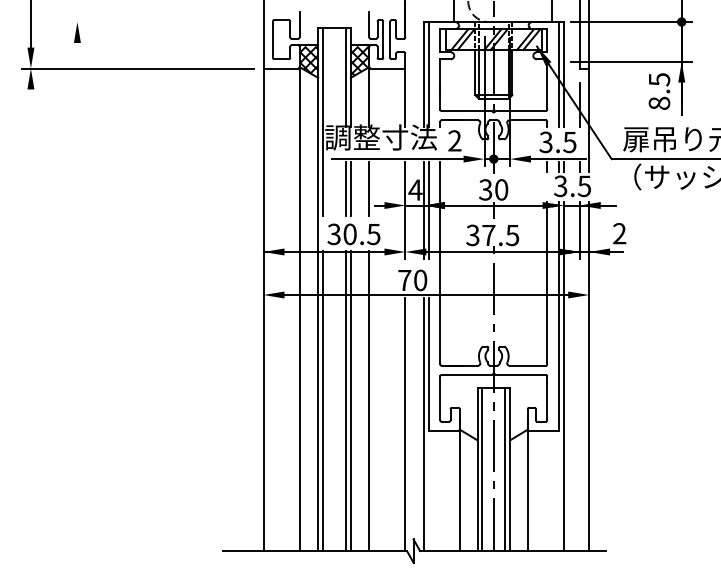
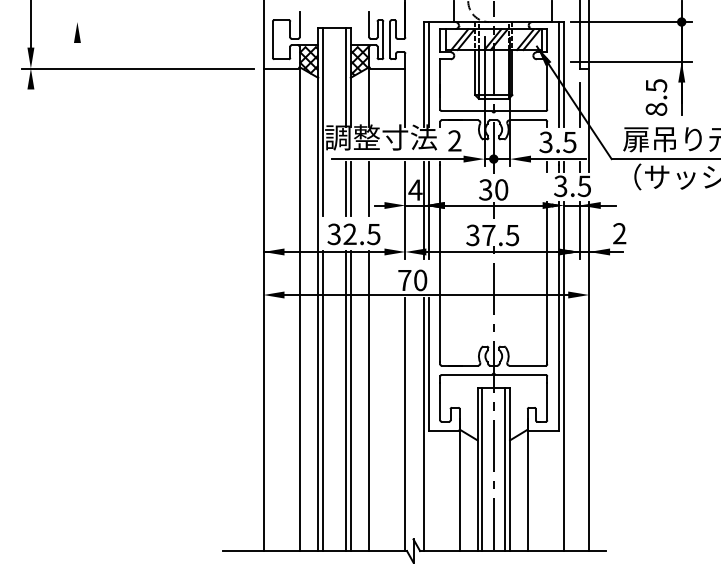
text position: (659, 91) -> (656, 97) (656, 97)
text: 30.5 -> 32.5 (349, 234)
